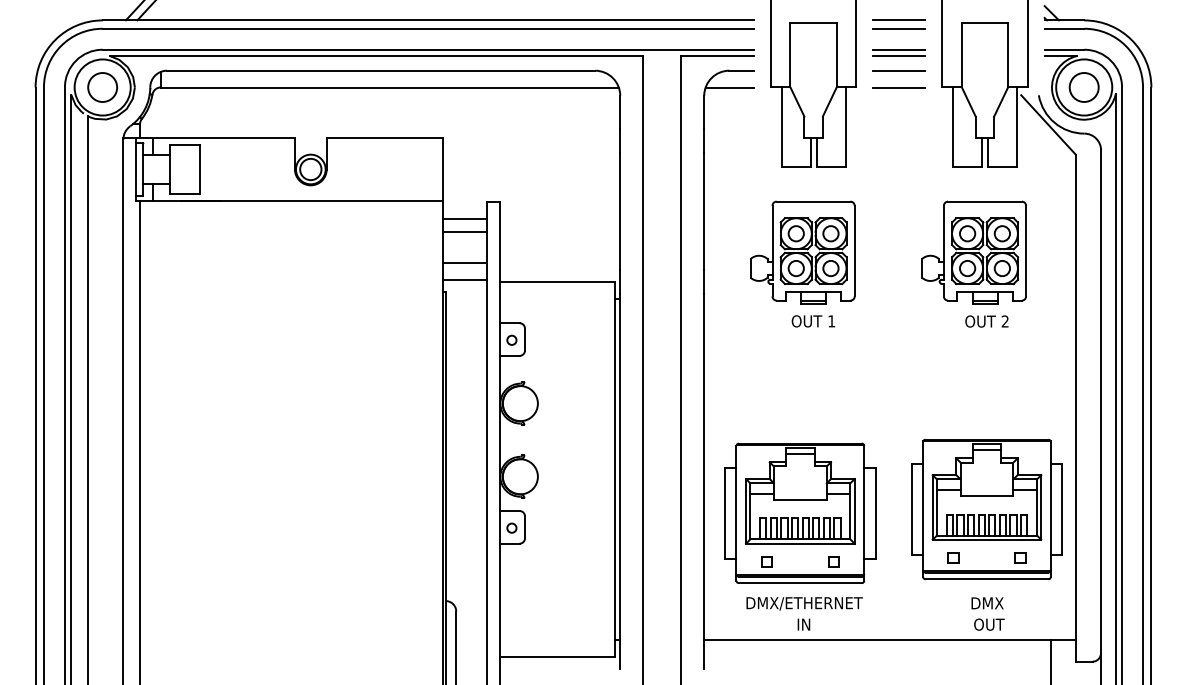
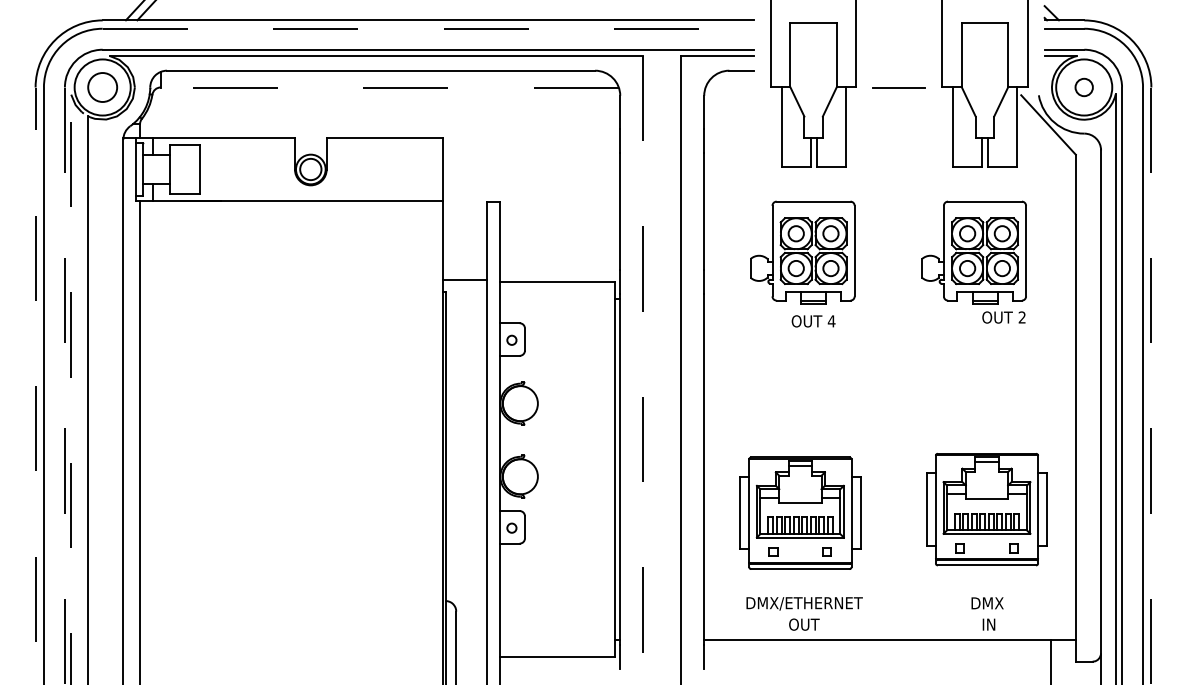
line: present -> none (899, 20)
line: solid -> dashed (428, 28)
line: present -> none (899, 28)
line: present -> none (899, 49)
line: present -> none (899, 55)
line: present -> none (899, 70)
line: solid -> dashed (389, 87)
line: present -> none (729, 87)
circle diameter: 29 px -> 17 px (1083, 87)
line: present -> none (464, 218)
line: present -> none (464, 232)
line: present -> none (464, 263)
text: 1 -> 4 (831, 321)
text position: (986, 321) -> (1003, 317) (1003, 317)
line: solid -> dashed (643, 370)
line: solid -> dashed (35, 385)
line: solid -> dashed (64, 386)
line: solid -> dashed (1151, 386)
line: solid -> dashed (71, 389)
part size: 152x142 px -> 122x114 px (986, 509)
part size: 153x142 px -> 123x114 px (800, 512)
text: IN -> OUT (804, 624)
text: OUT -> IN (989, 624)
